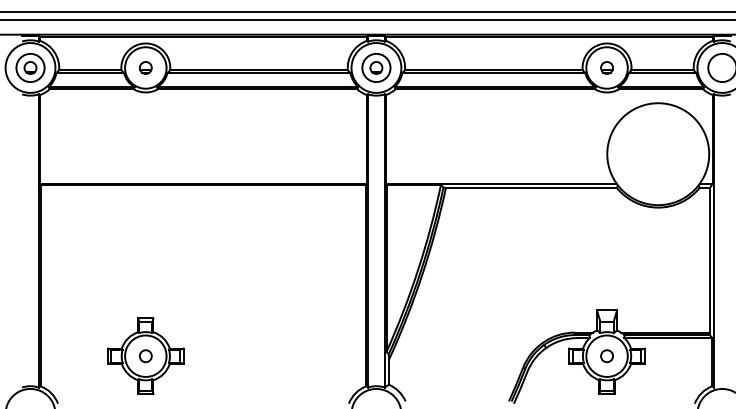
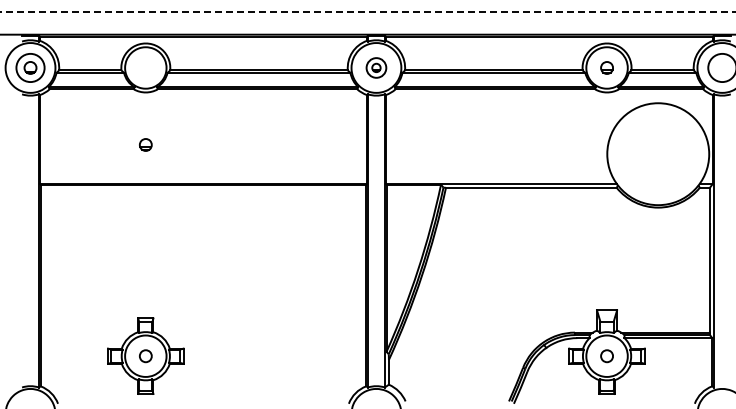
line: solid -> dashed (367, 12)
line: present -> none (367, 20)
part position: (145, 67) -> (145, 144) (145, 144)
part size: 31x30 px -> 23x22 px (376, 67)
